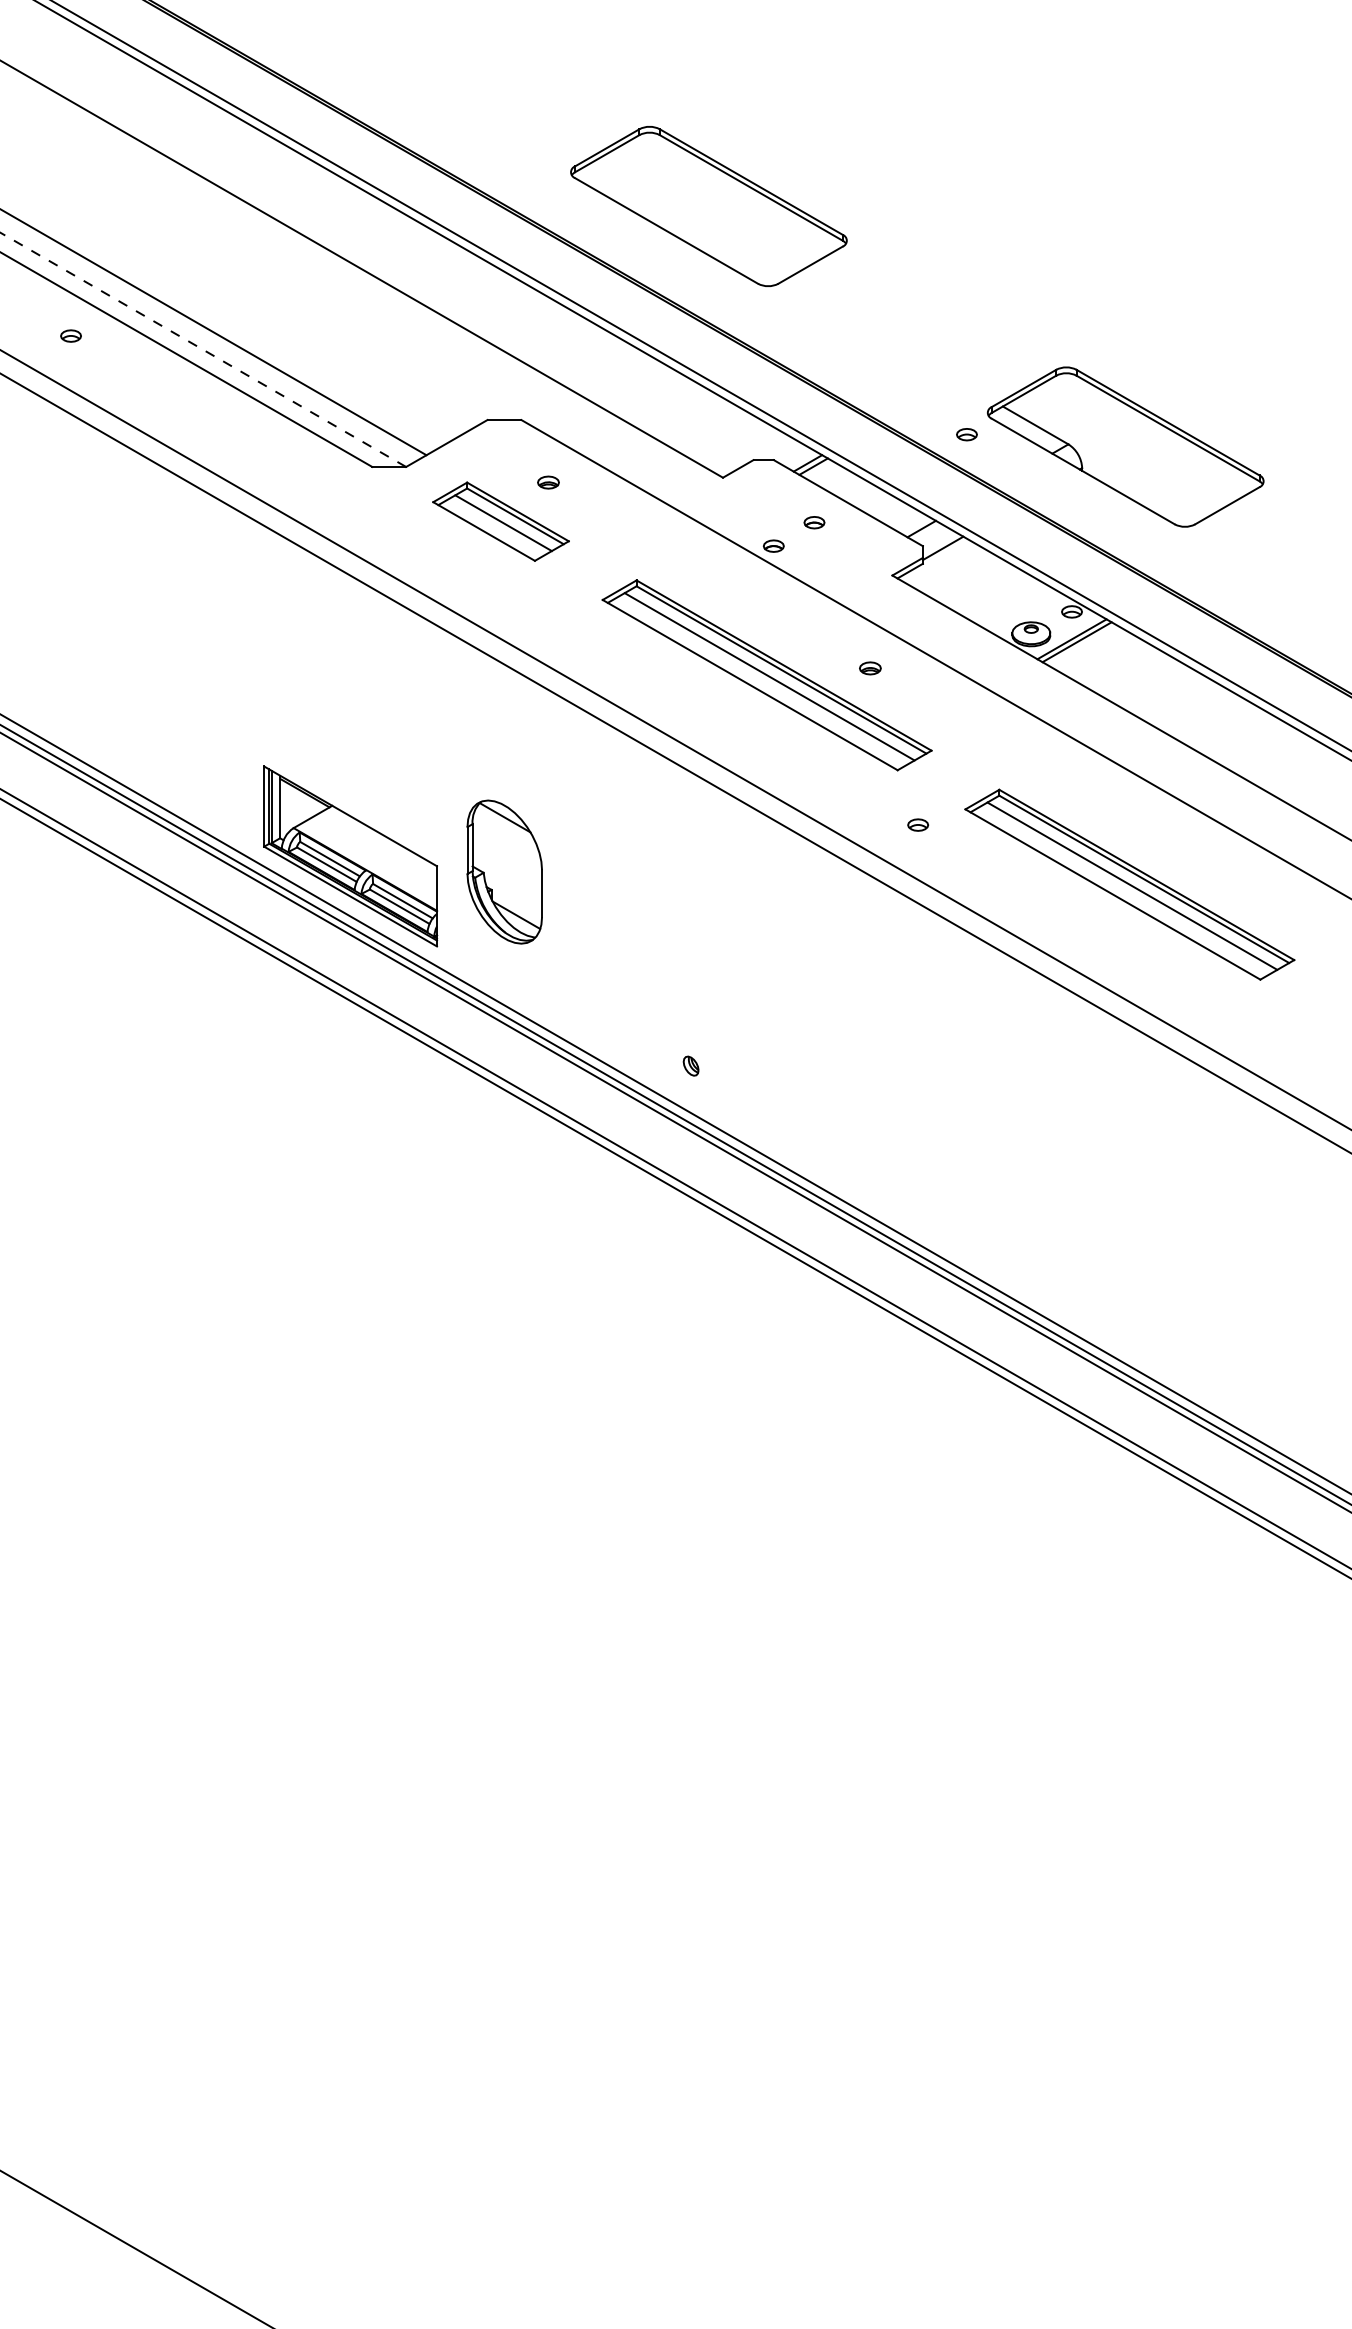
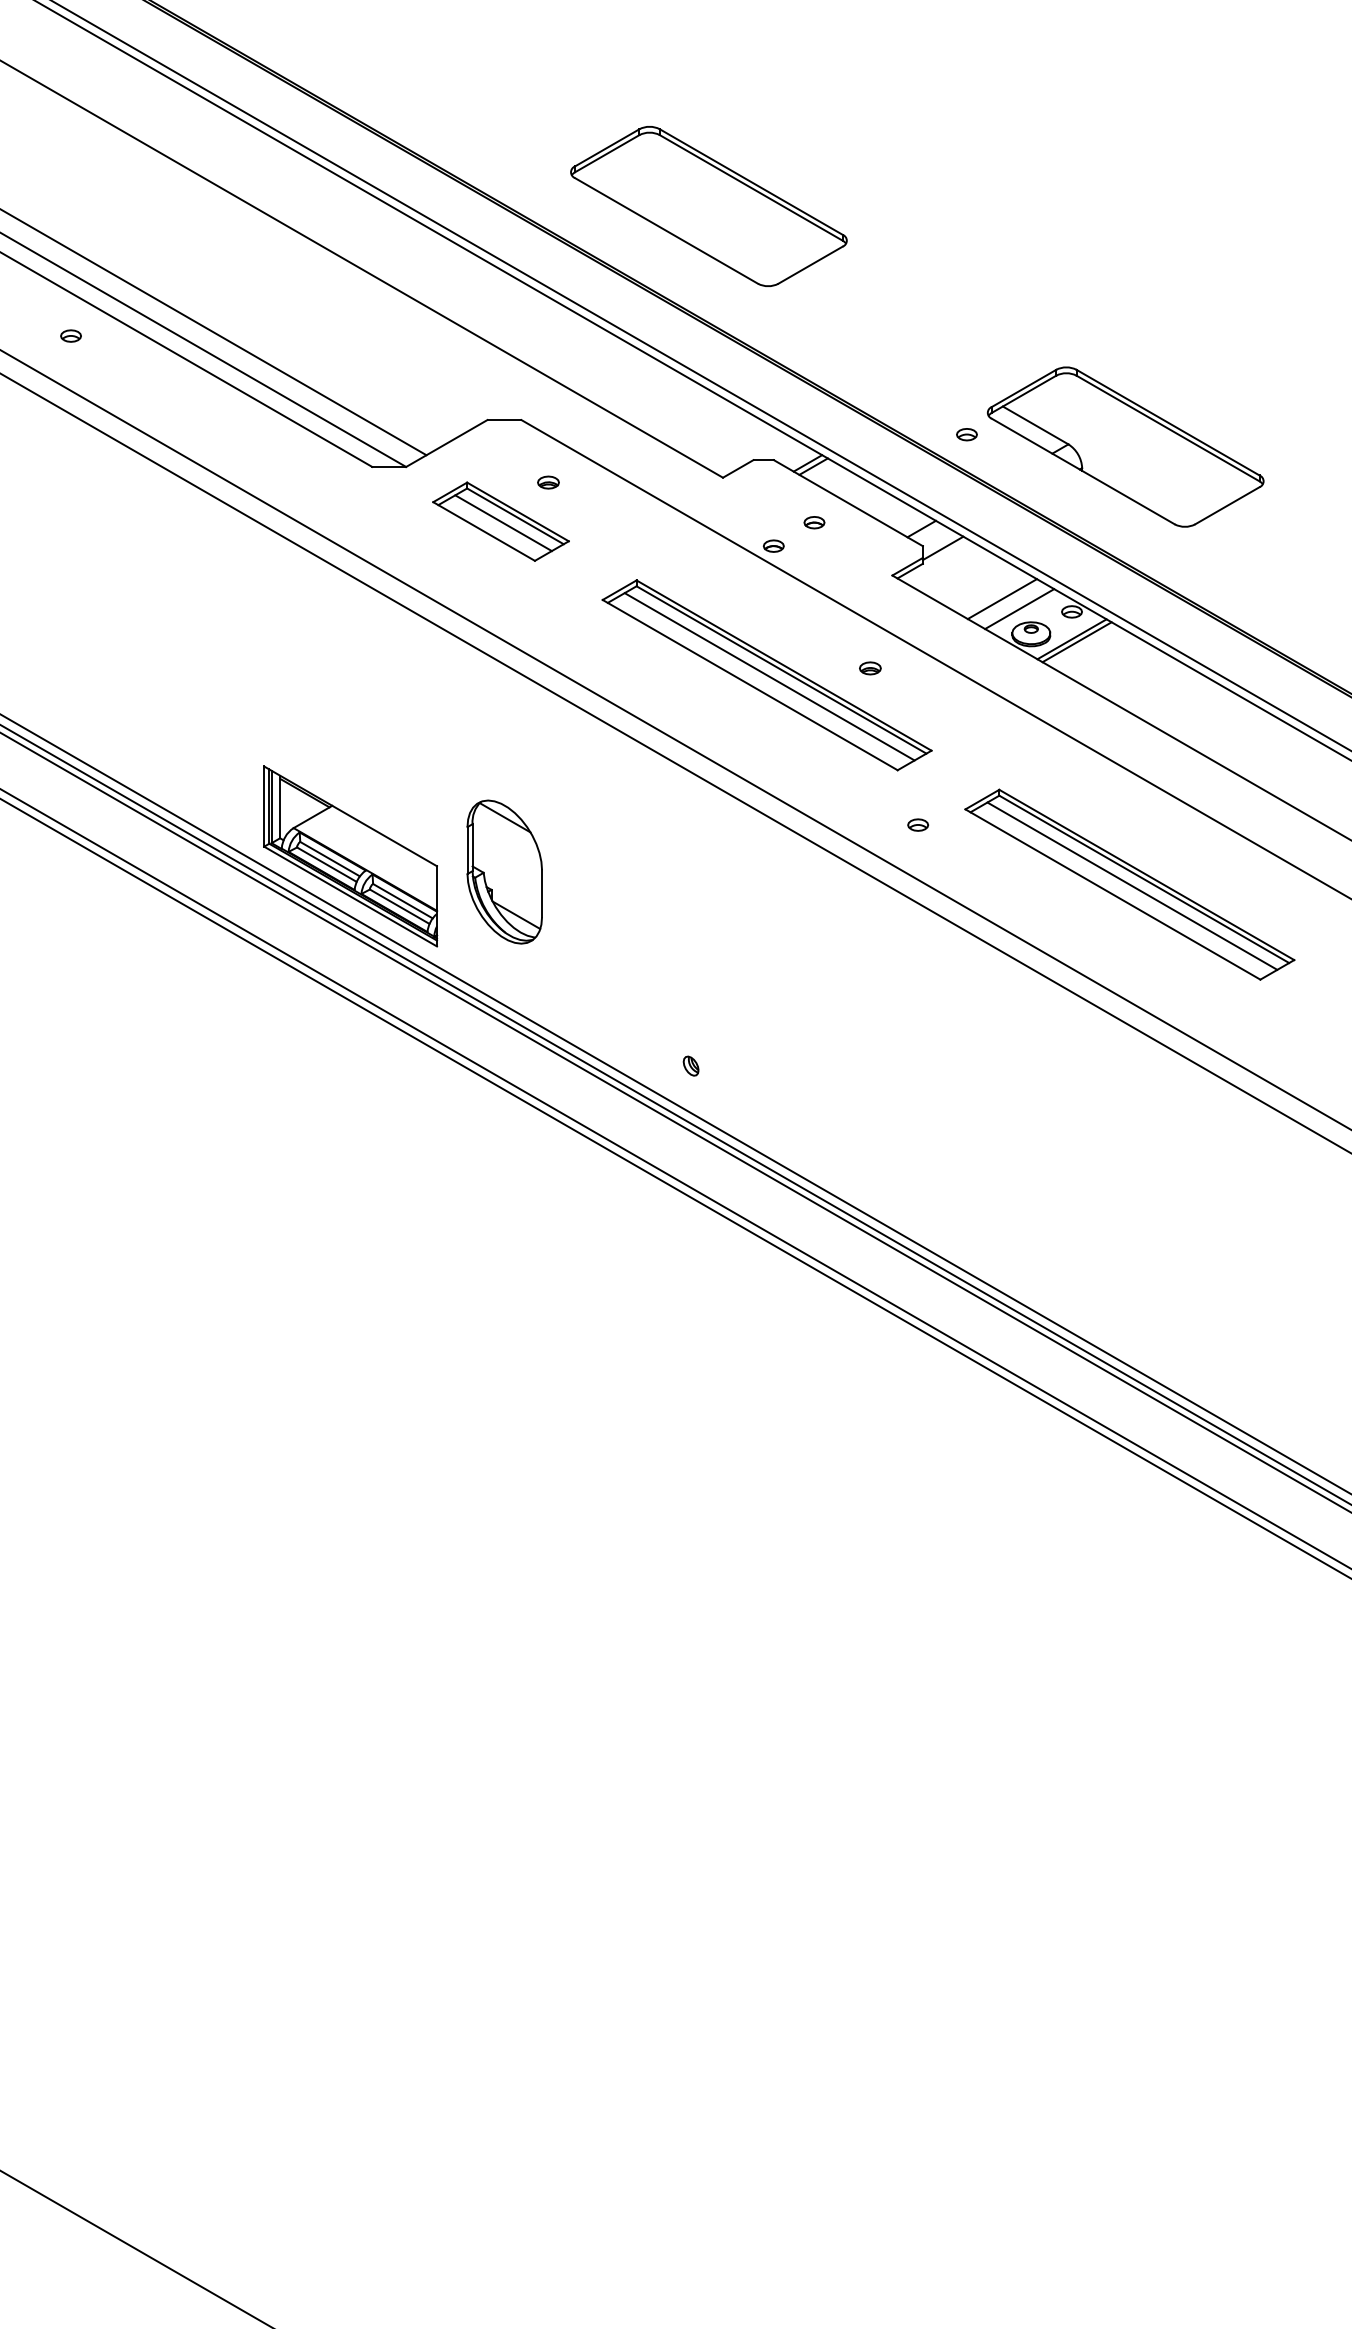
line: dashed -> solid (202, 349)
line: none -> present (1001, 599)
line: none -> present (1019, 609)
